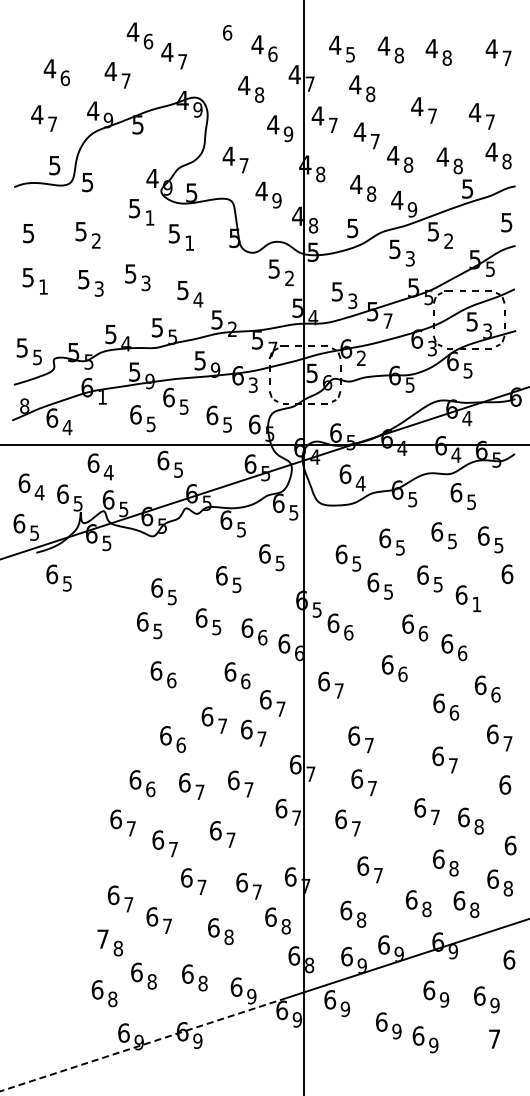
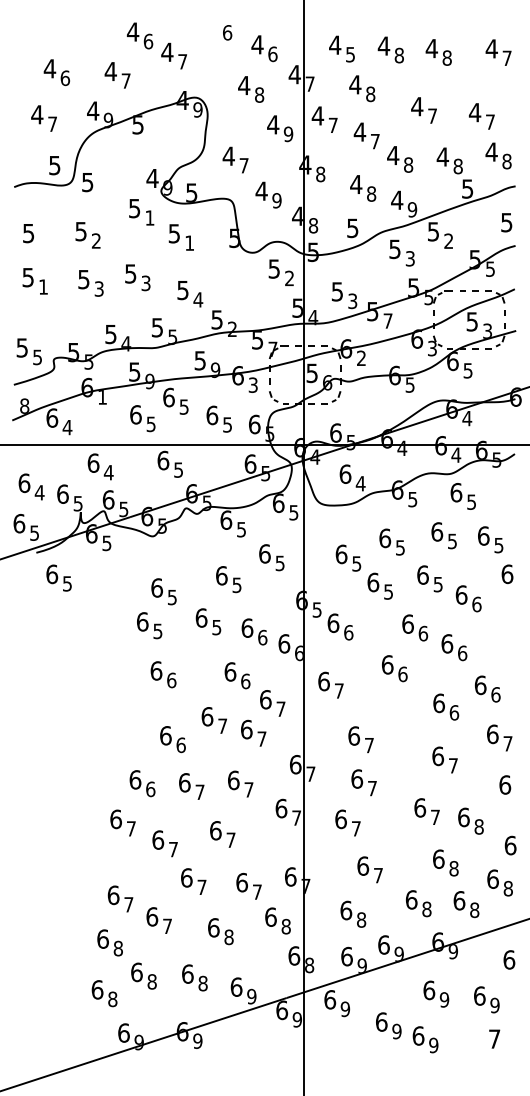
text: 1 -> 6 (476, 604)
text: 7 -> 6 (102, 938)
line: dashed -> solid (143, 1044)
